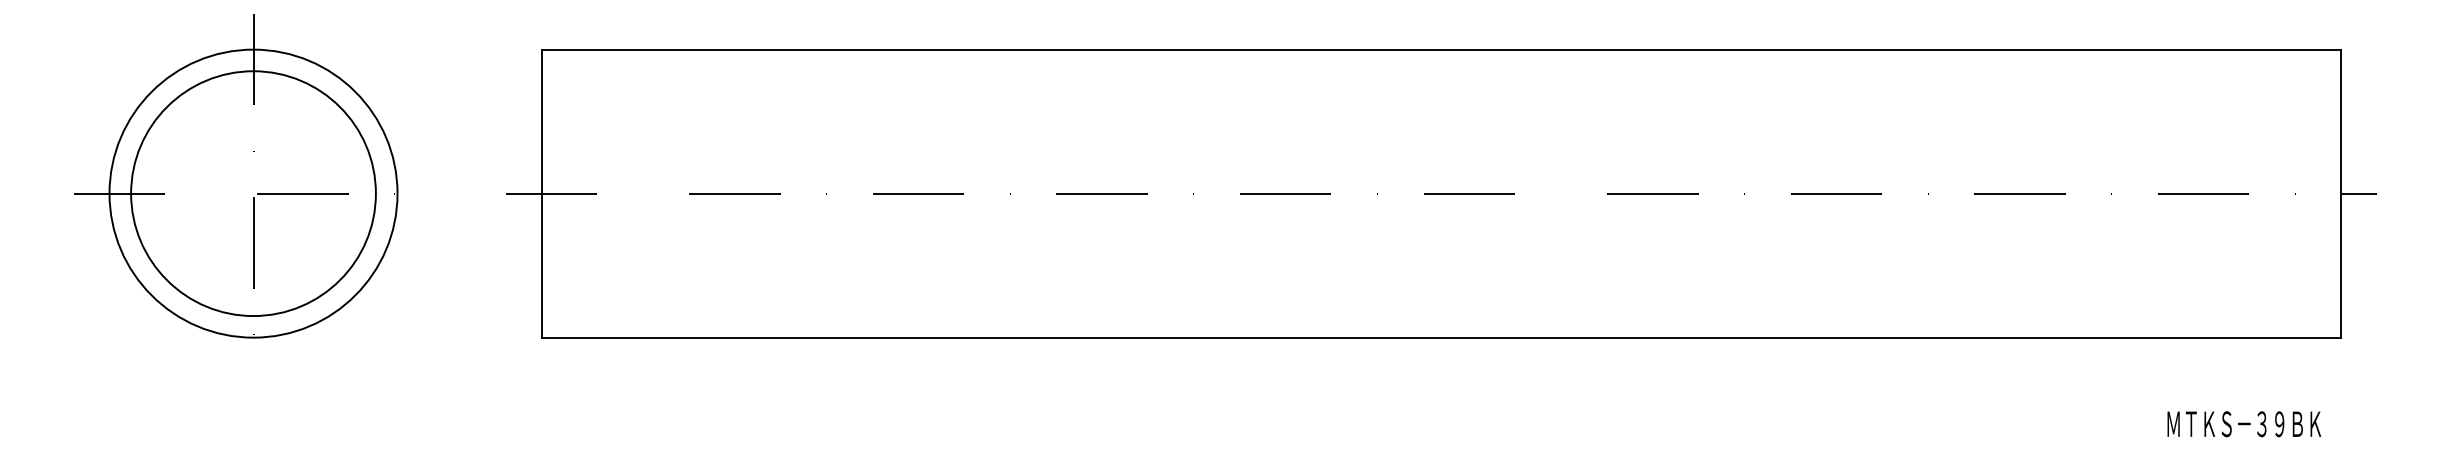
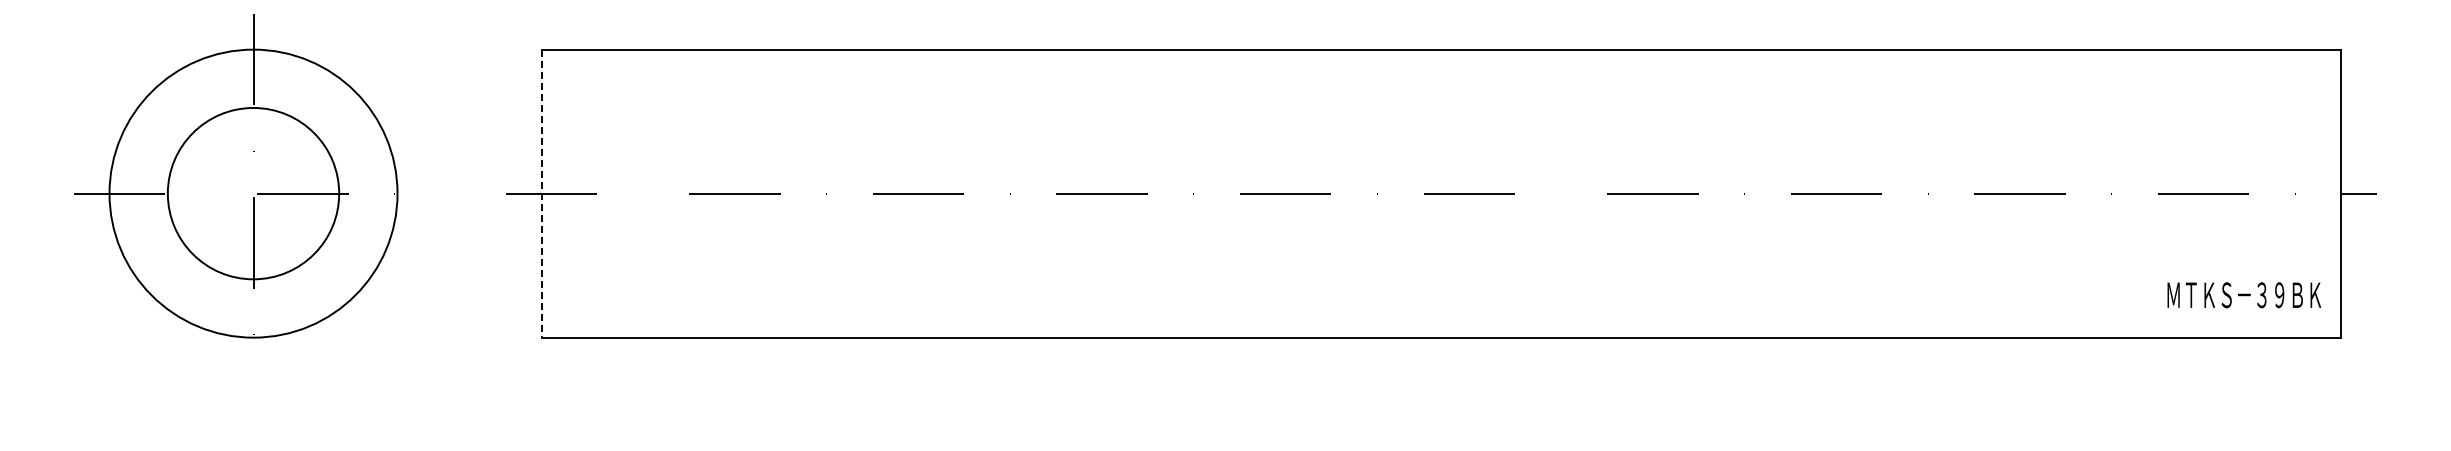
circle diameter: 245 px -> 171 px (253, 193)
line: solid -> dashed (541, 193)
text position: (2244, 424) -> (2244, 295) (2244, 295)
